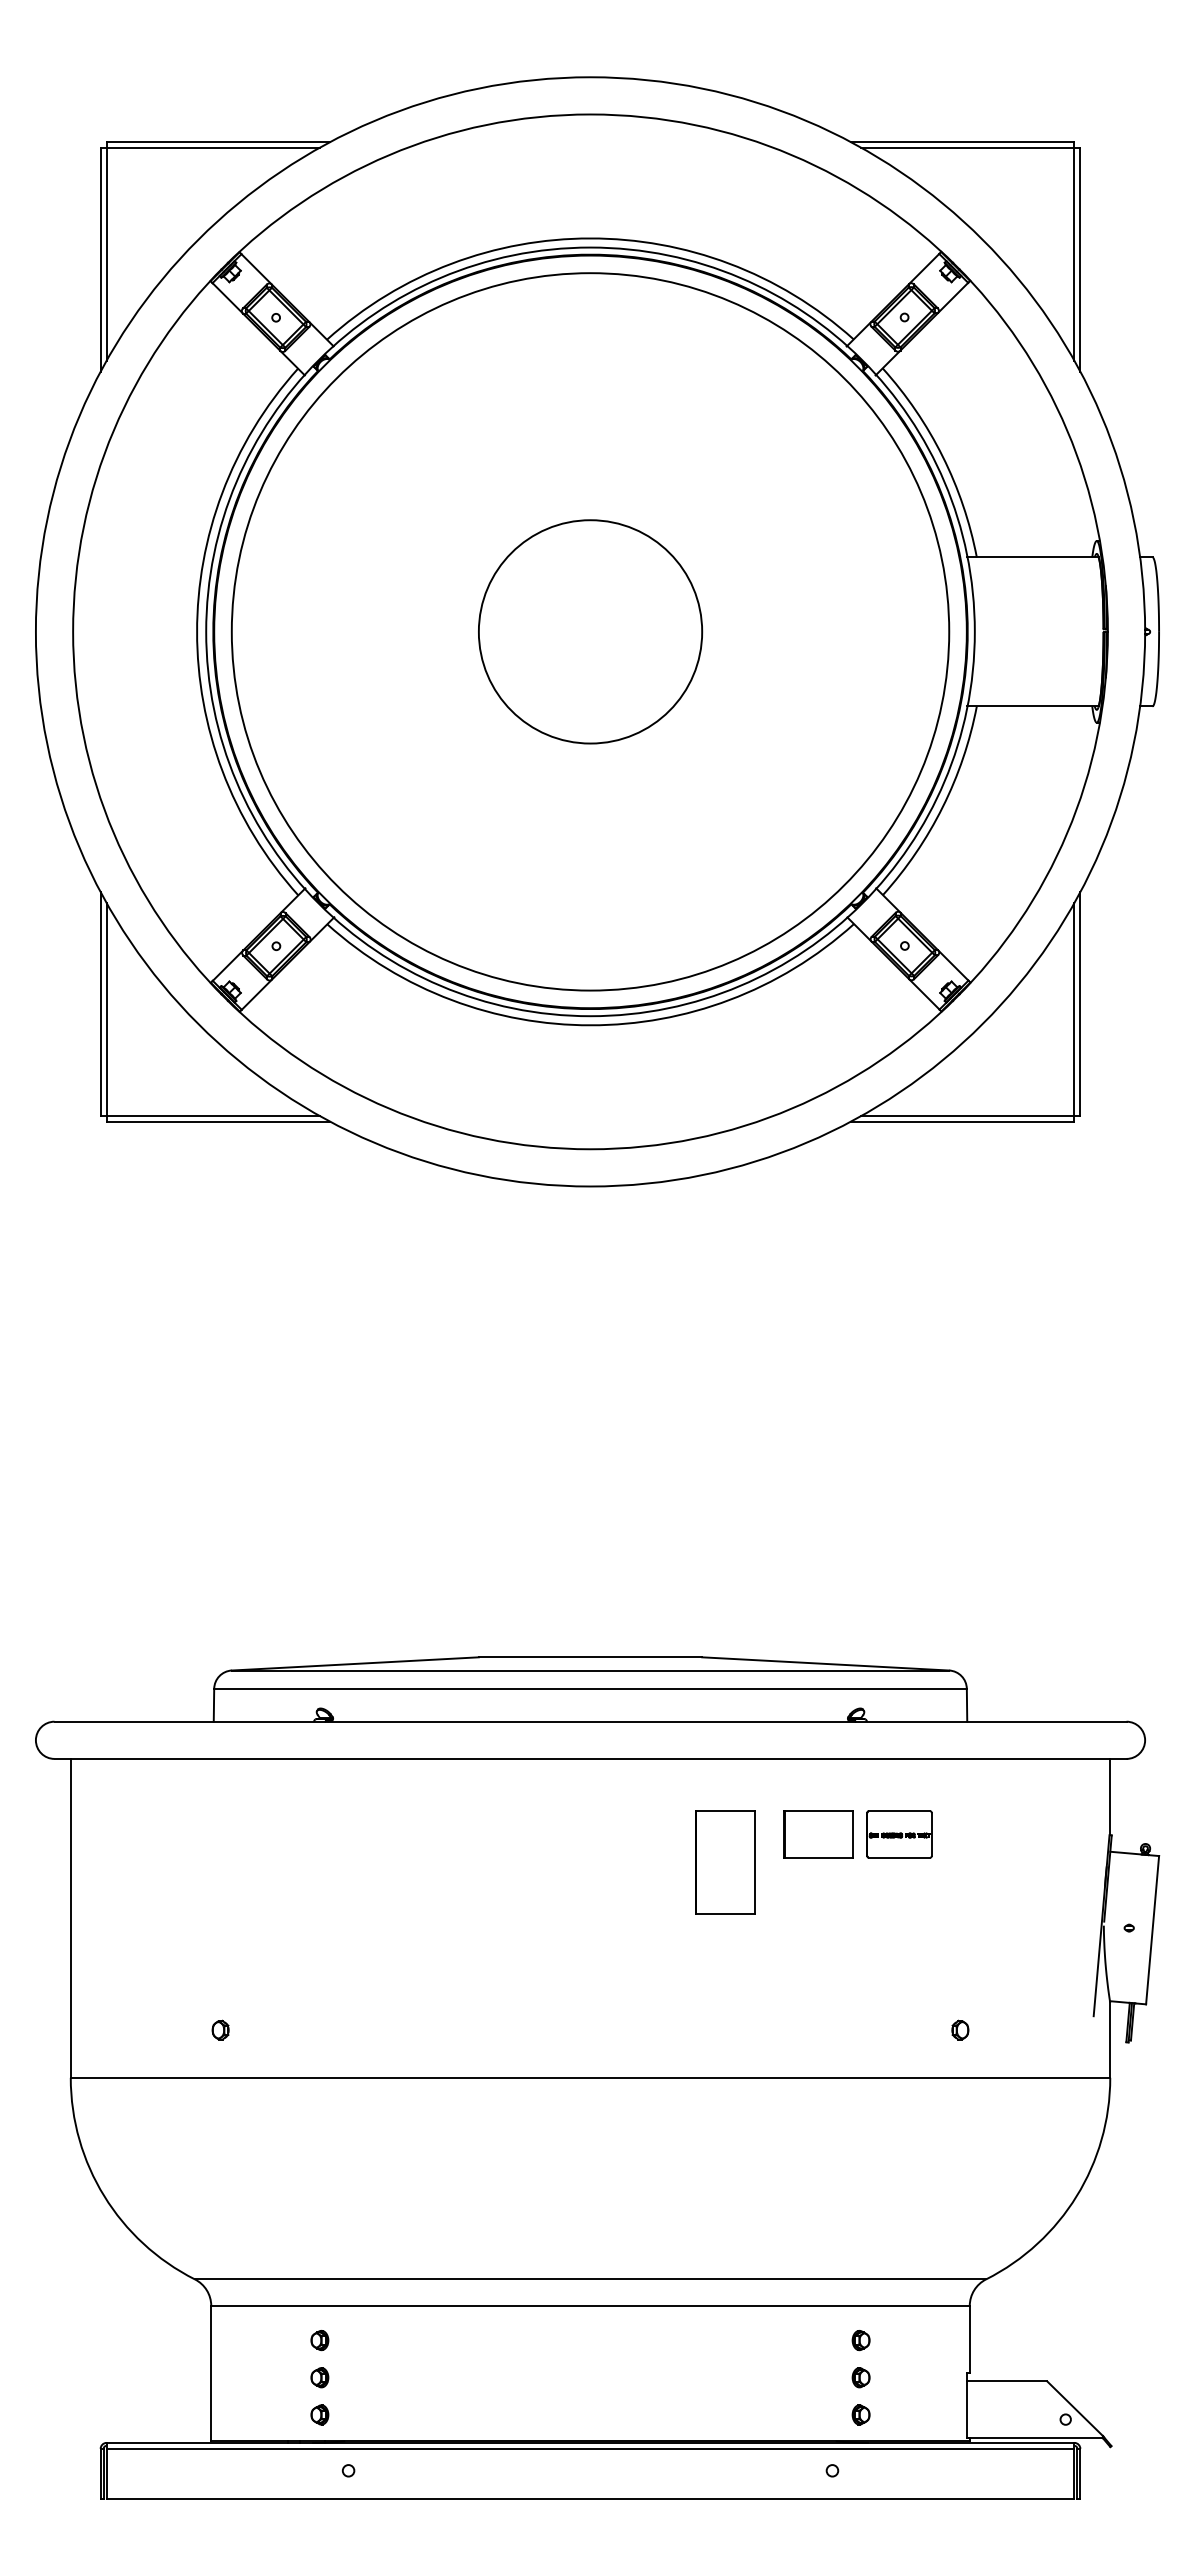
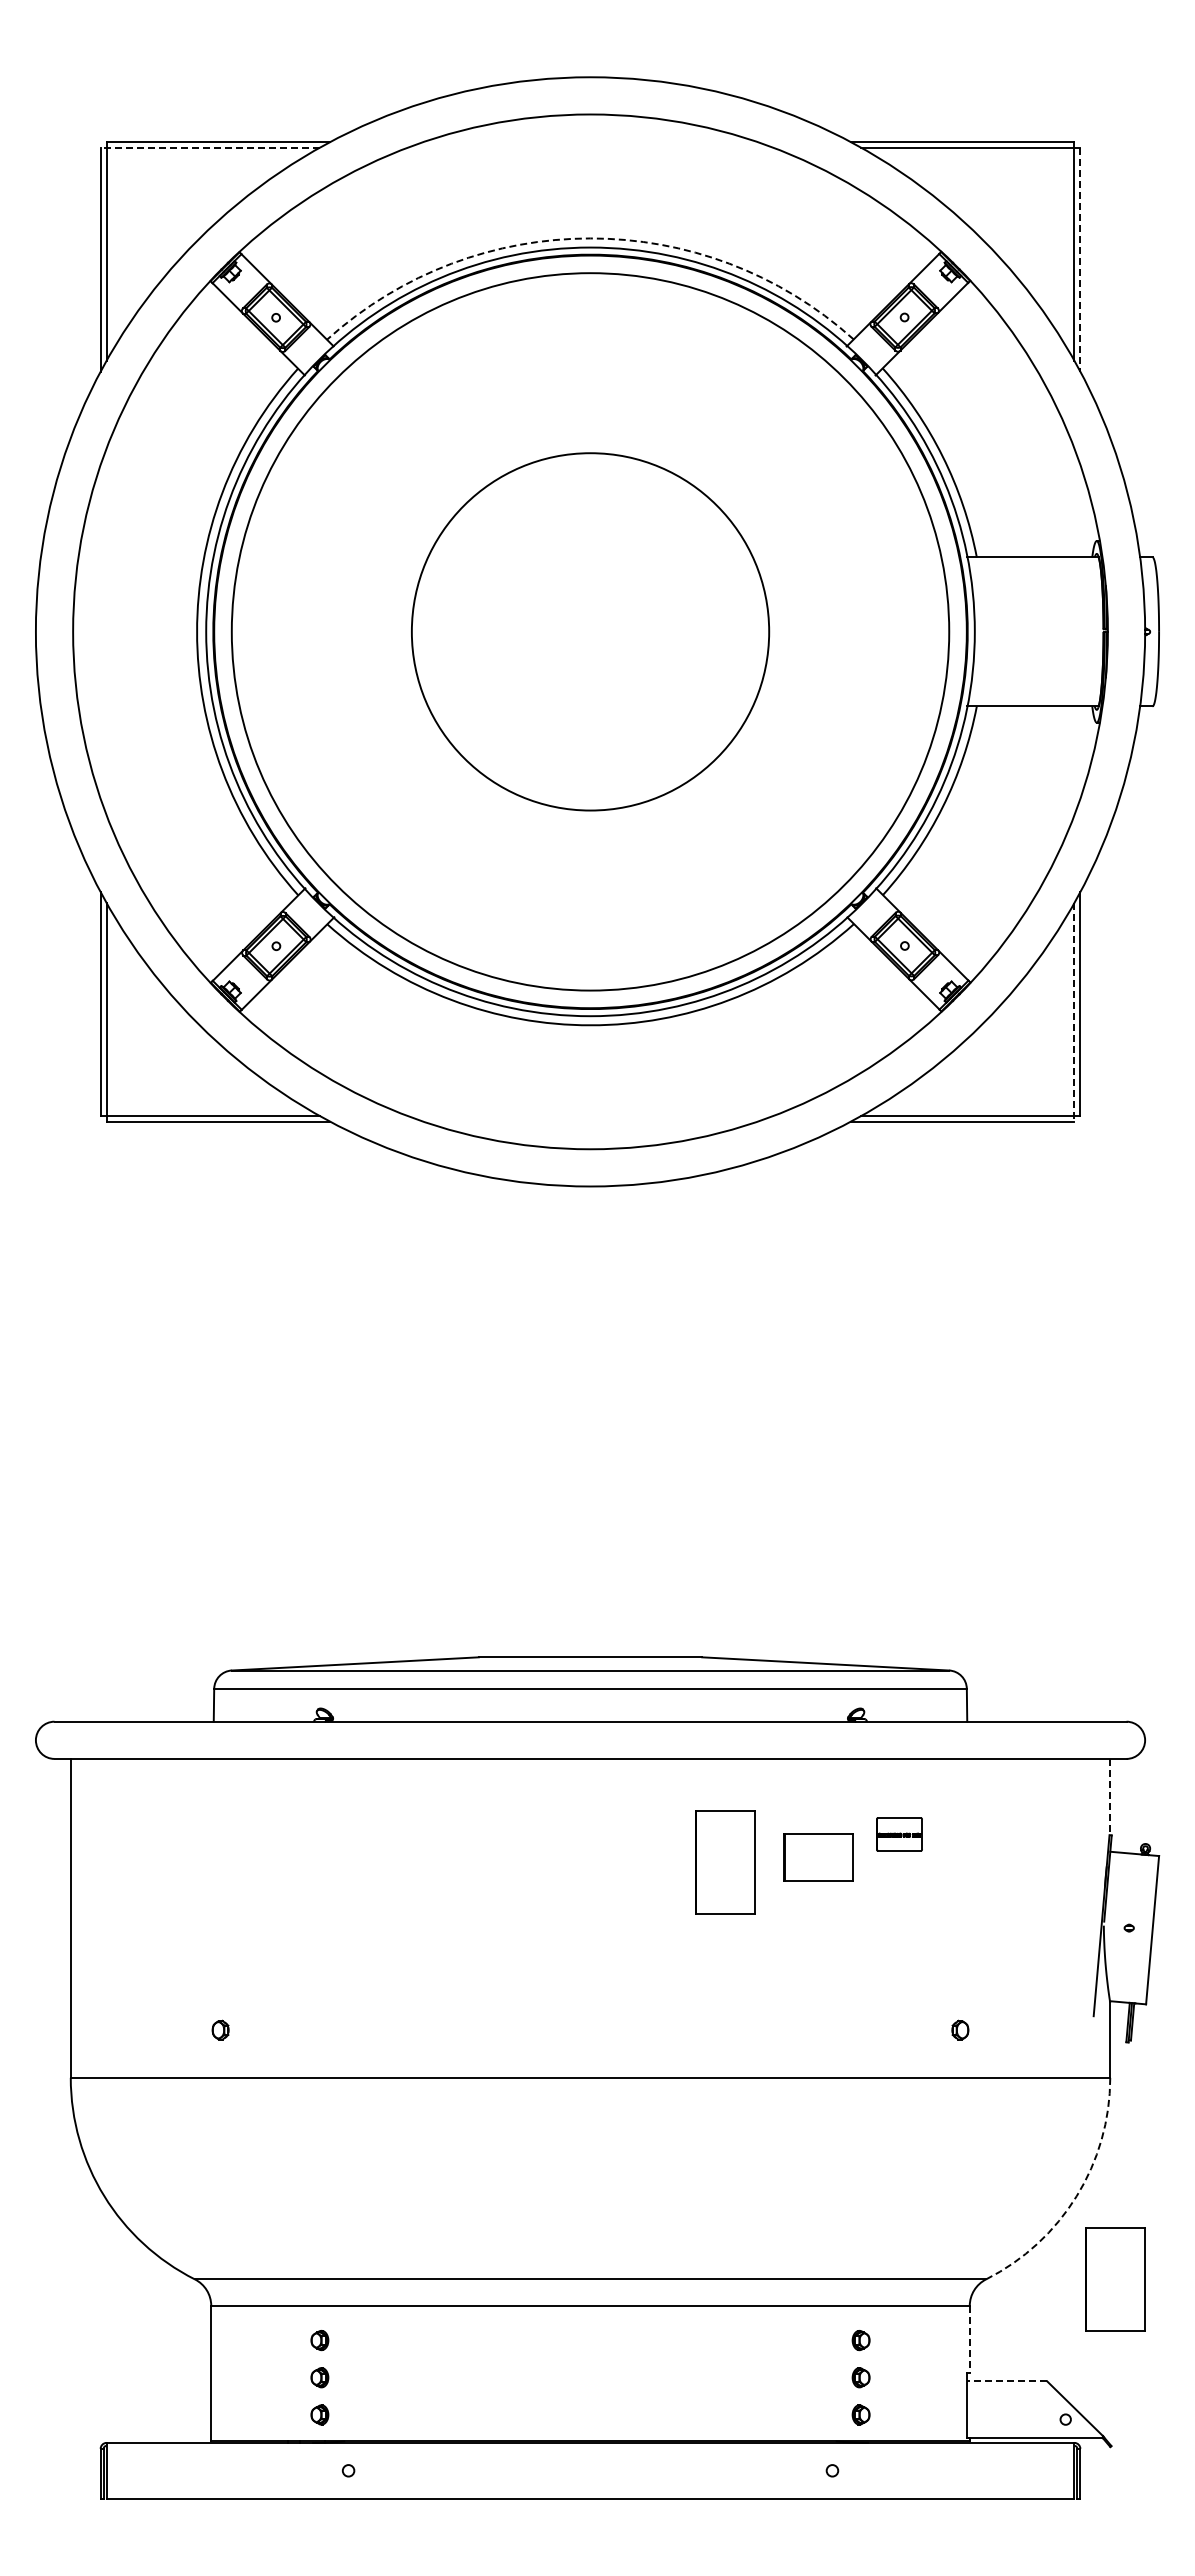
line: solid -> dashed (210, 148)
arc: solid -> dashed (590, 238)
line: solid -> dashed (1080, 260)
circle diameter: 223 px -> 357 px (590, 631)
line: solid -> dashed (1074, 1012)
line: solid -> dashed (1110, 1797)
part position: (818, 1834) -> (818, 1857) (818, 1857)
part size: 67x49 px -> 47x35 px (899, 1834)
arc: solid -> dashed (1076, 2196)
part: none -> present (1115, 2279)
line: solid -> dashed (969, 2339)
line: solid -> dashed (1007, 2381)
line: present -> none (590, 2448)
